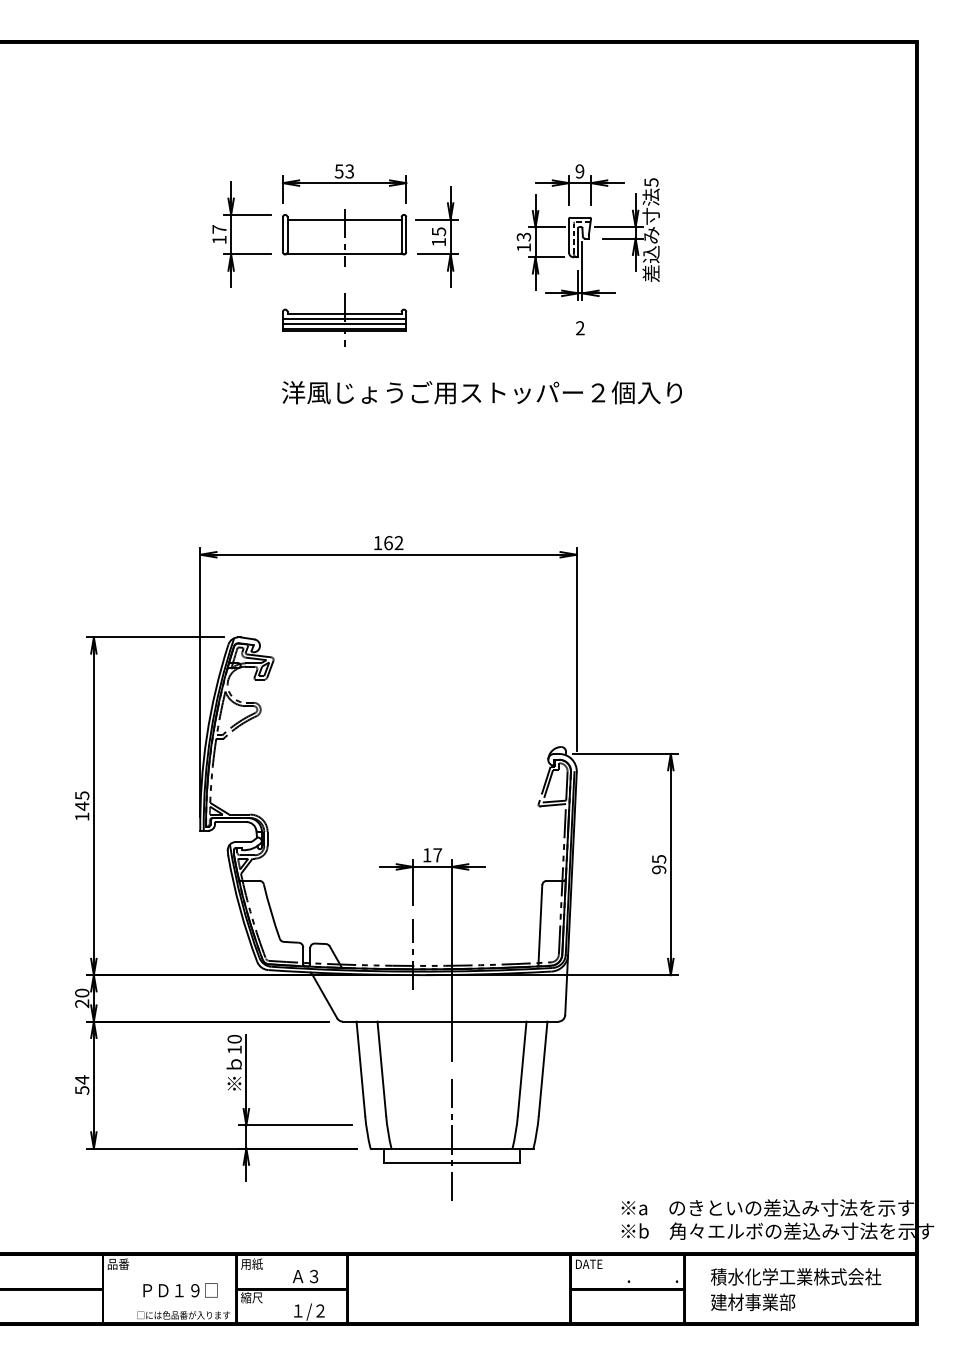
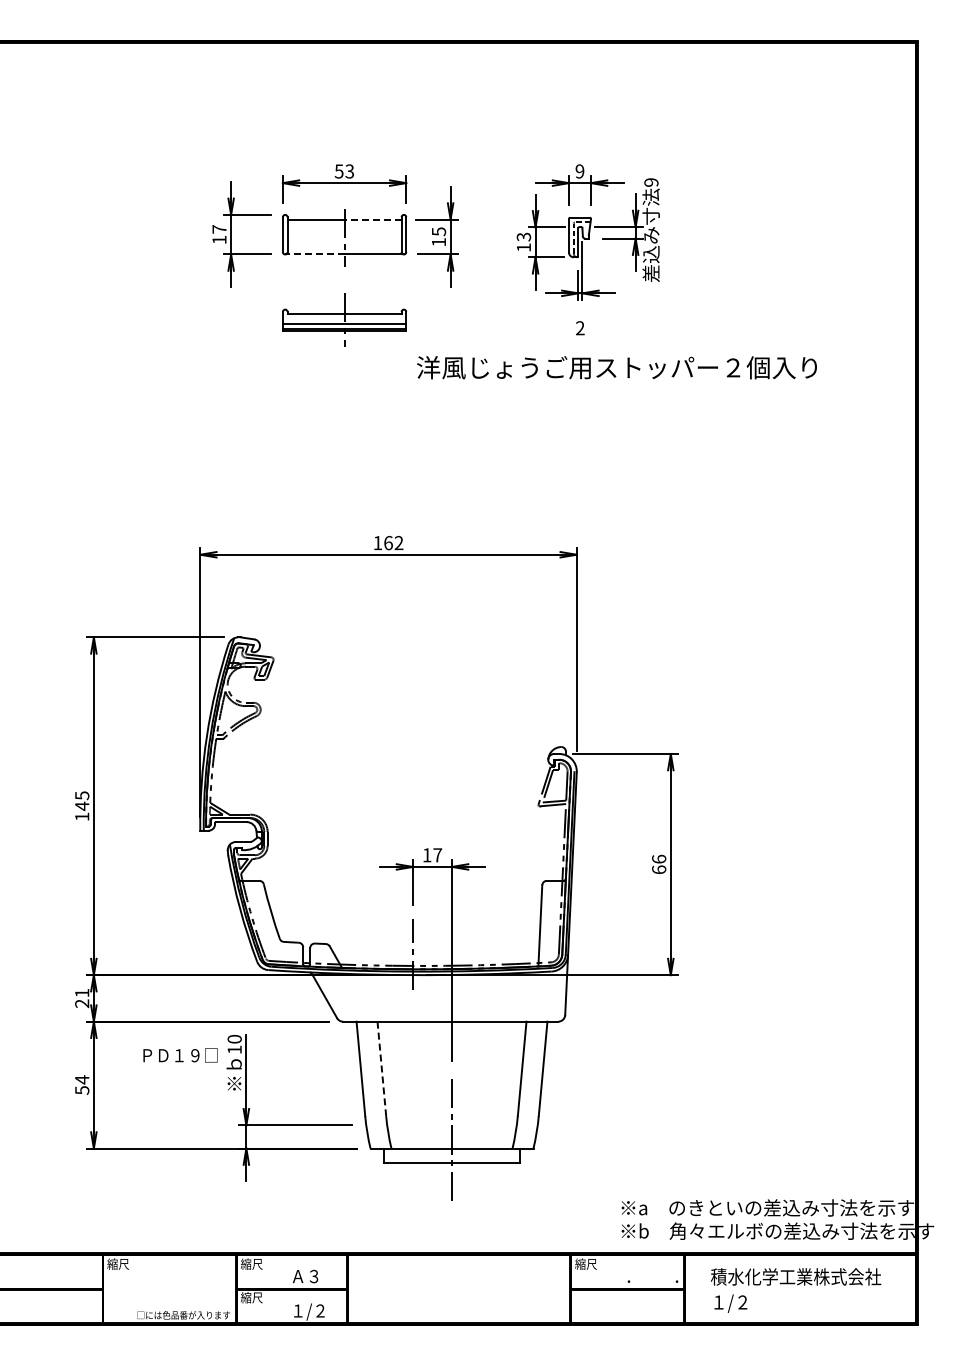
text: 5 -> 9 (651, 182)
line: solid -> dashed (373, 219)
line: solid -> dashed (314, 254)
line: present -> none (344, 318)
text position: (481, 392) -> (616, 367) (616, 367)
text: 95 -> 66 (659, 864)
text: 20 -> 21 (82, 992)
line: solid -> dashed (381, 1069)
text: 品番 -> 縮尺 (118, 1263)
text: 用紙 -> 縮尺 (251, 1263)
text: DATE -> 縮尺 (588, 1263)
text position: (180, 1290) -> (180, 1055) (180, 1055)
text: 建材事業部 -> １/２ (753, 1302)
